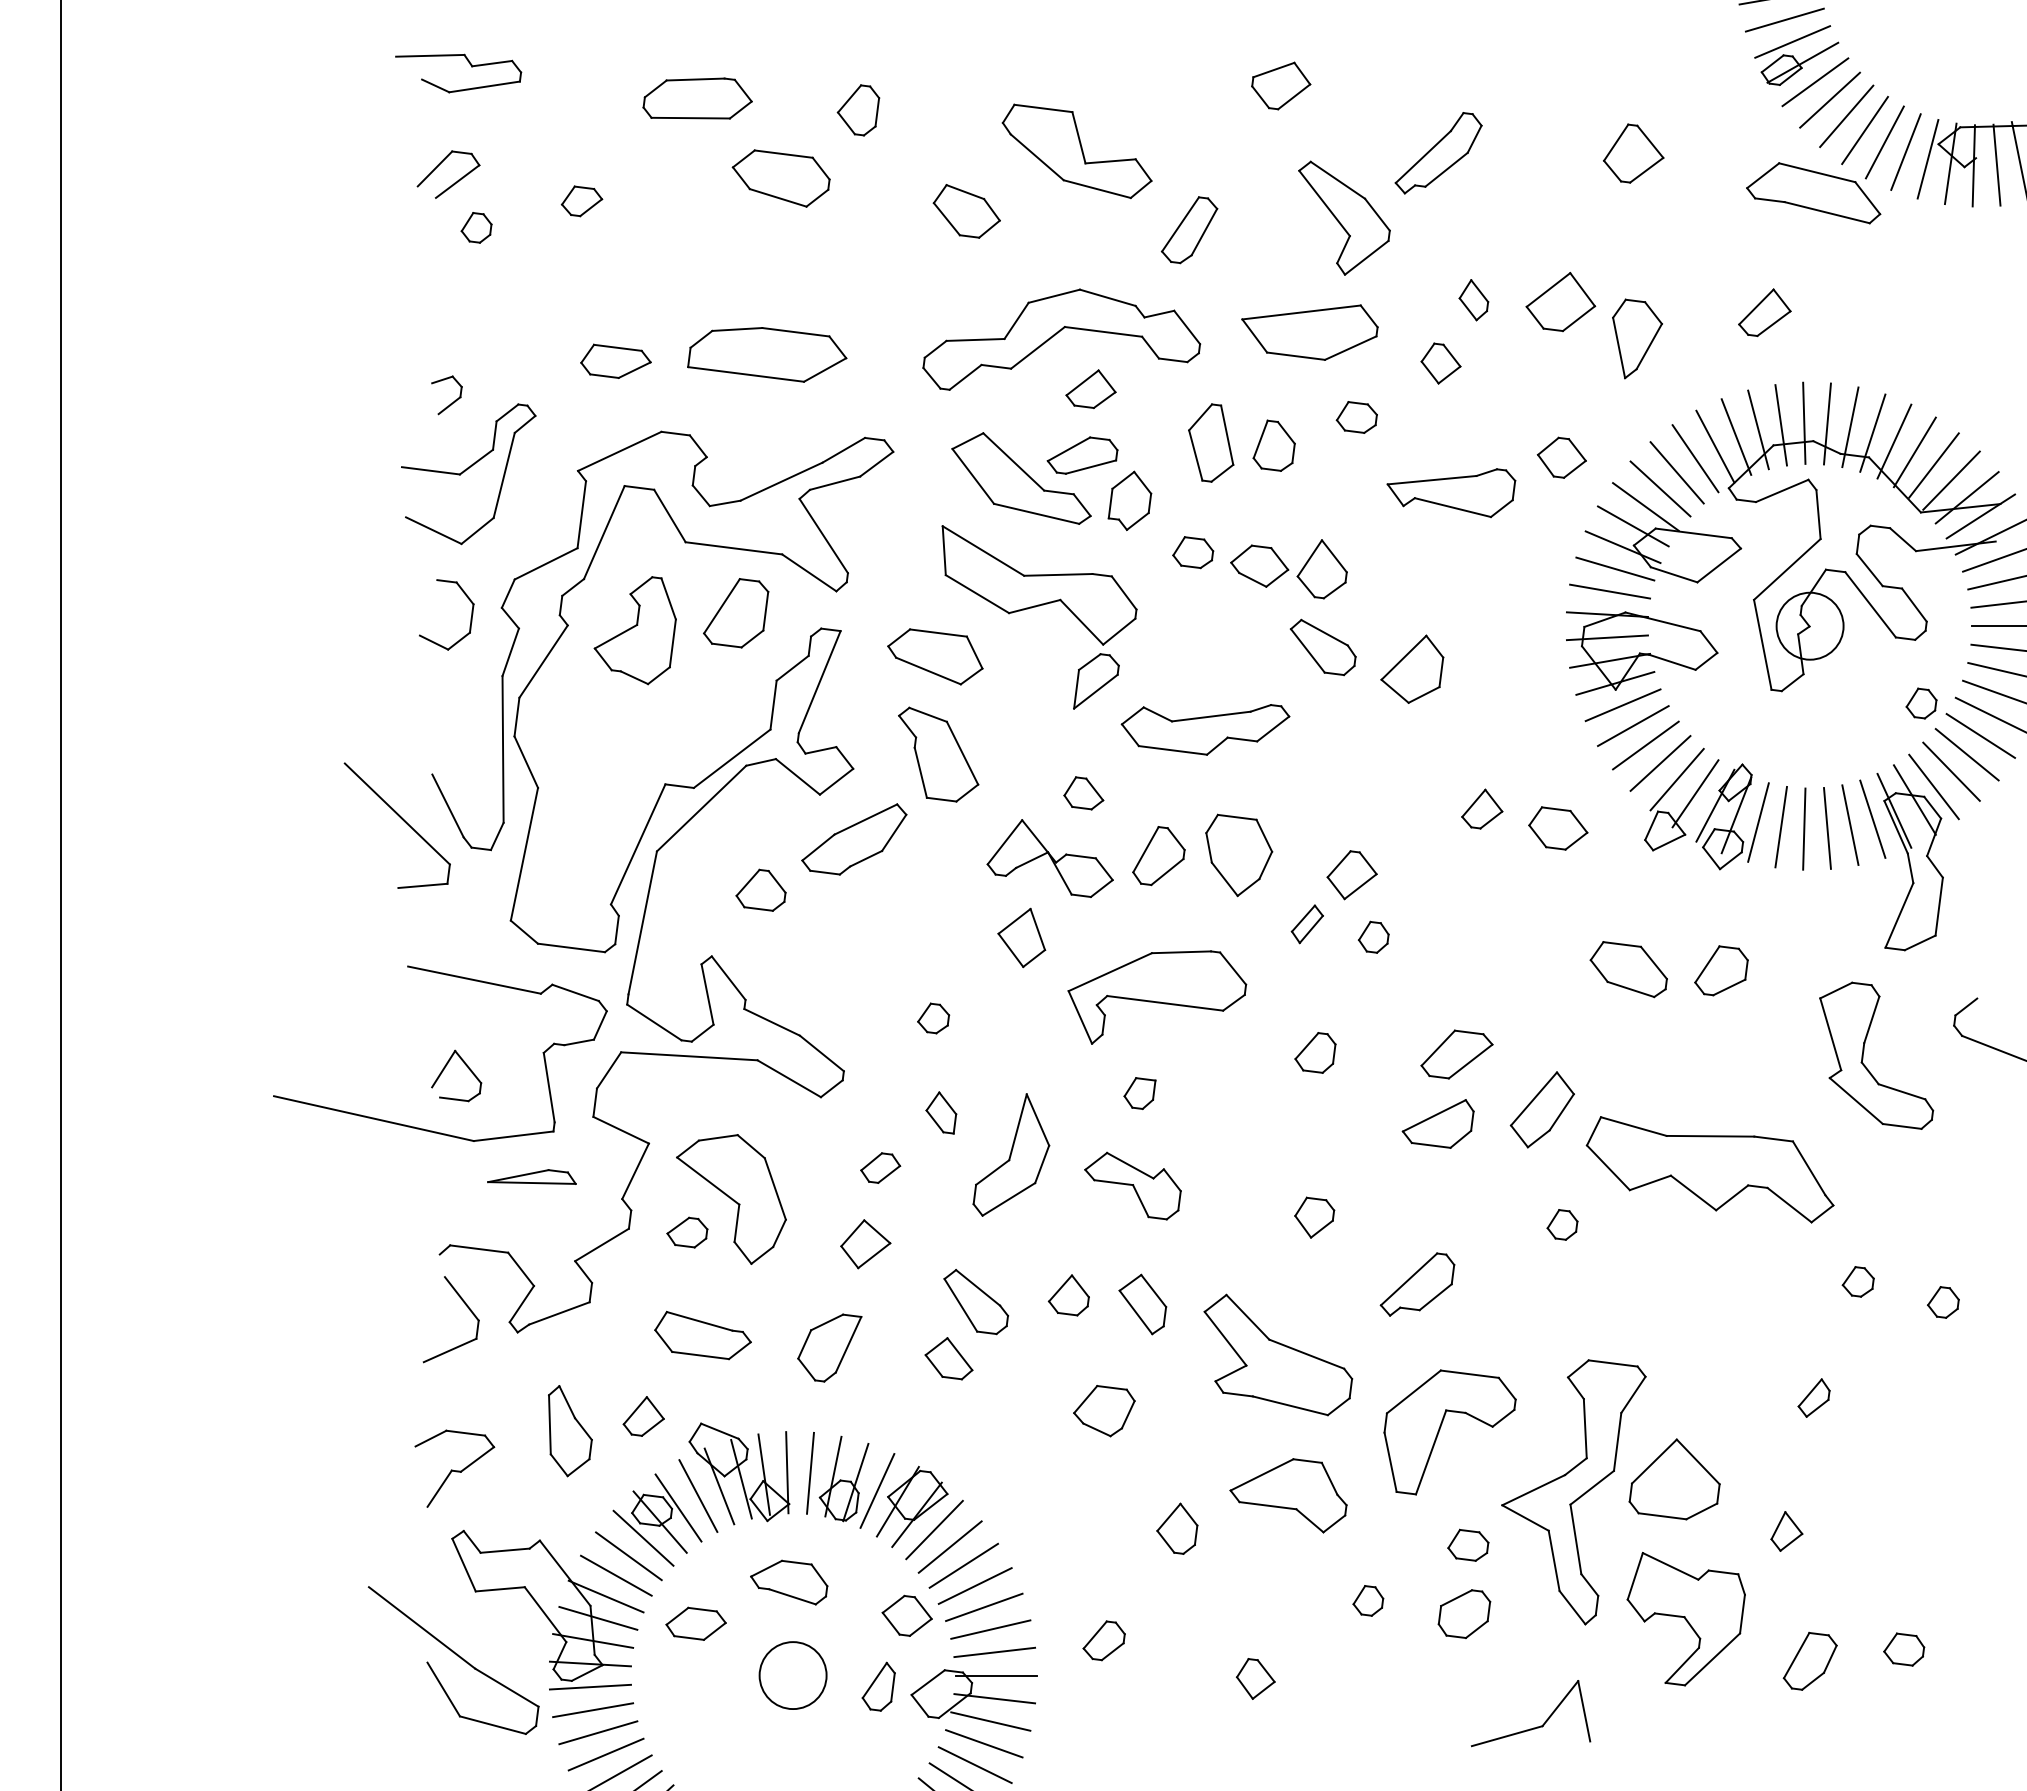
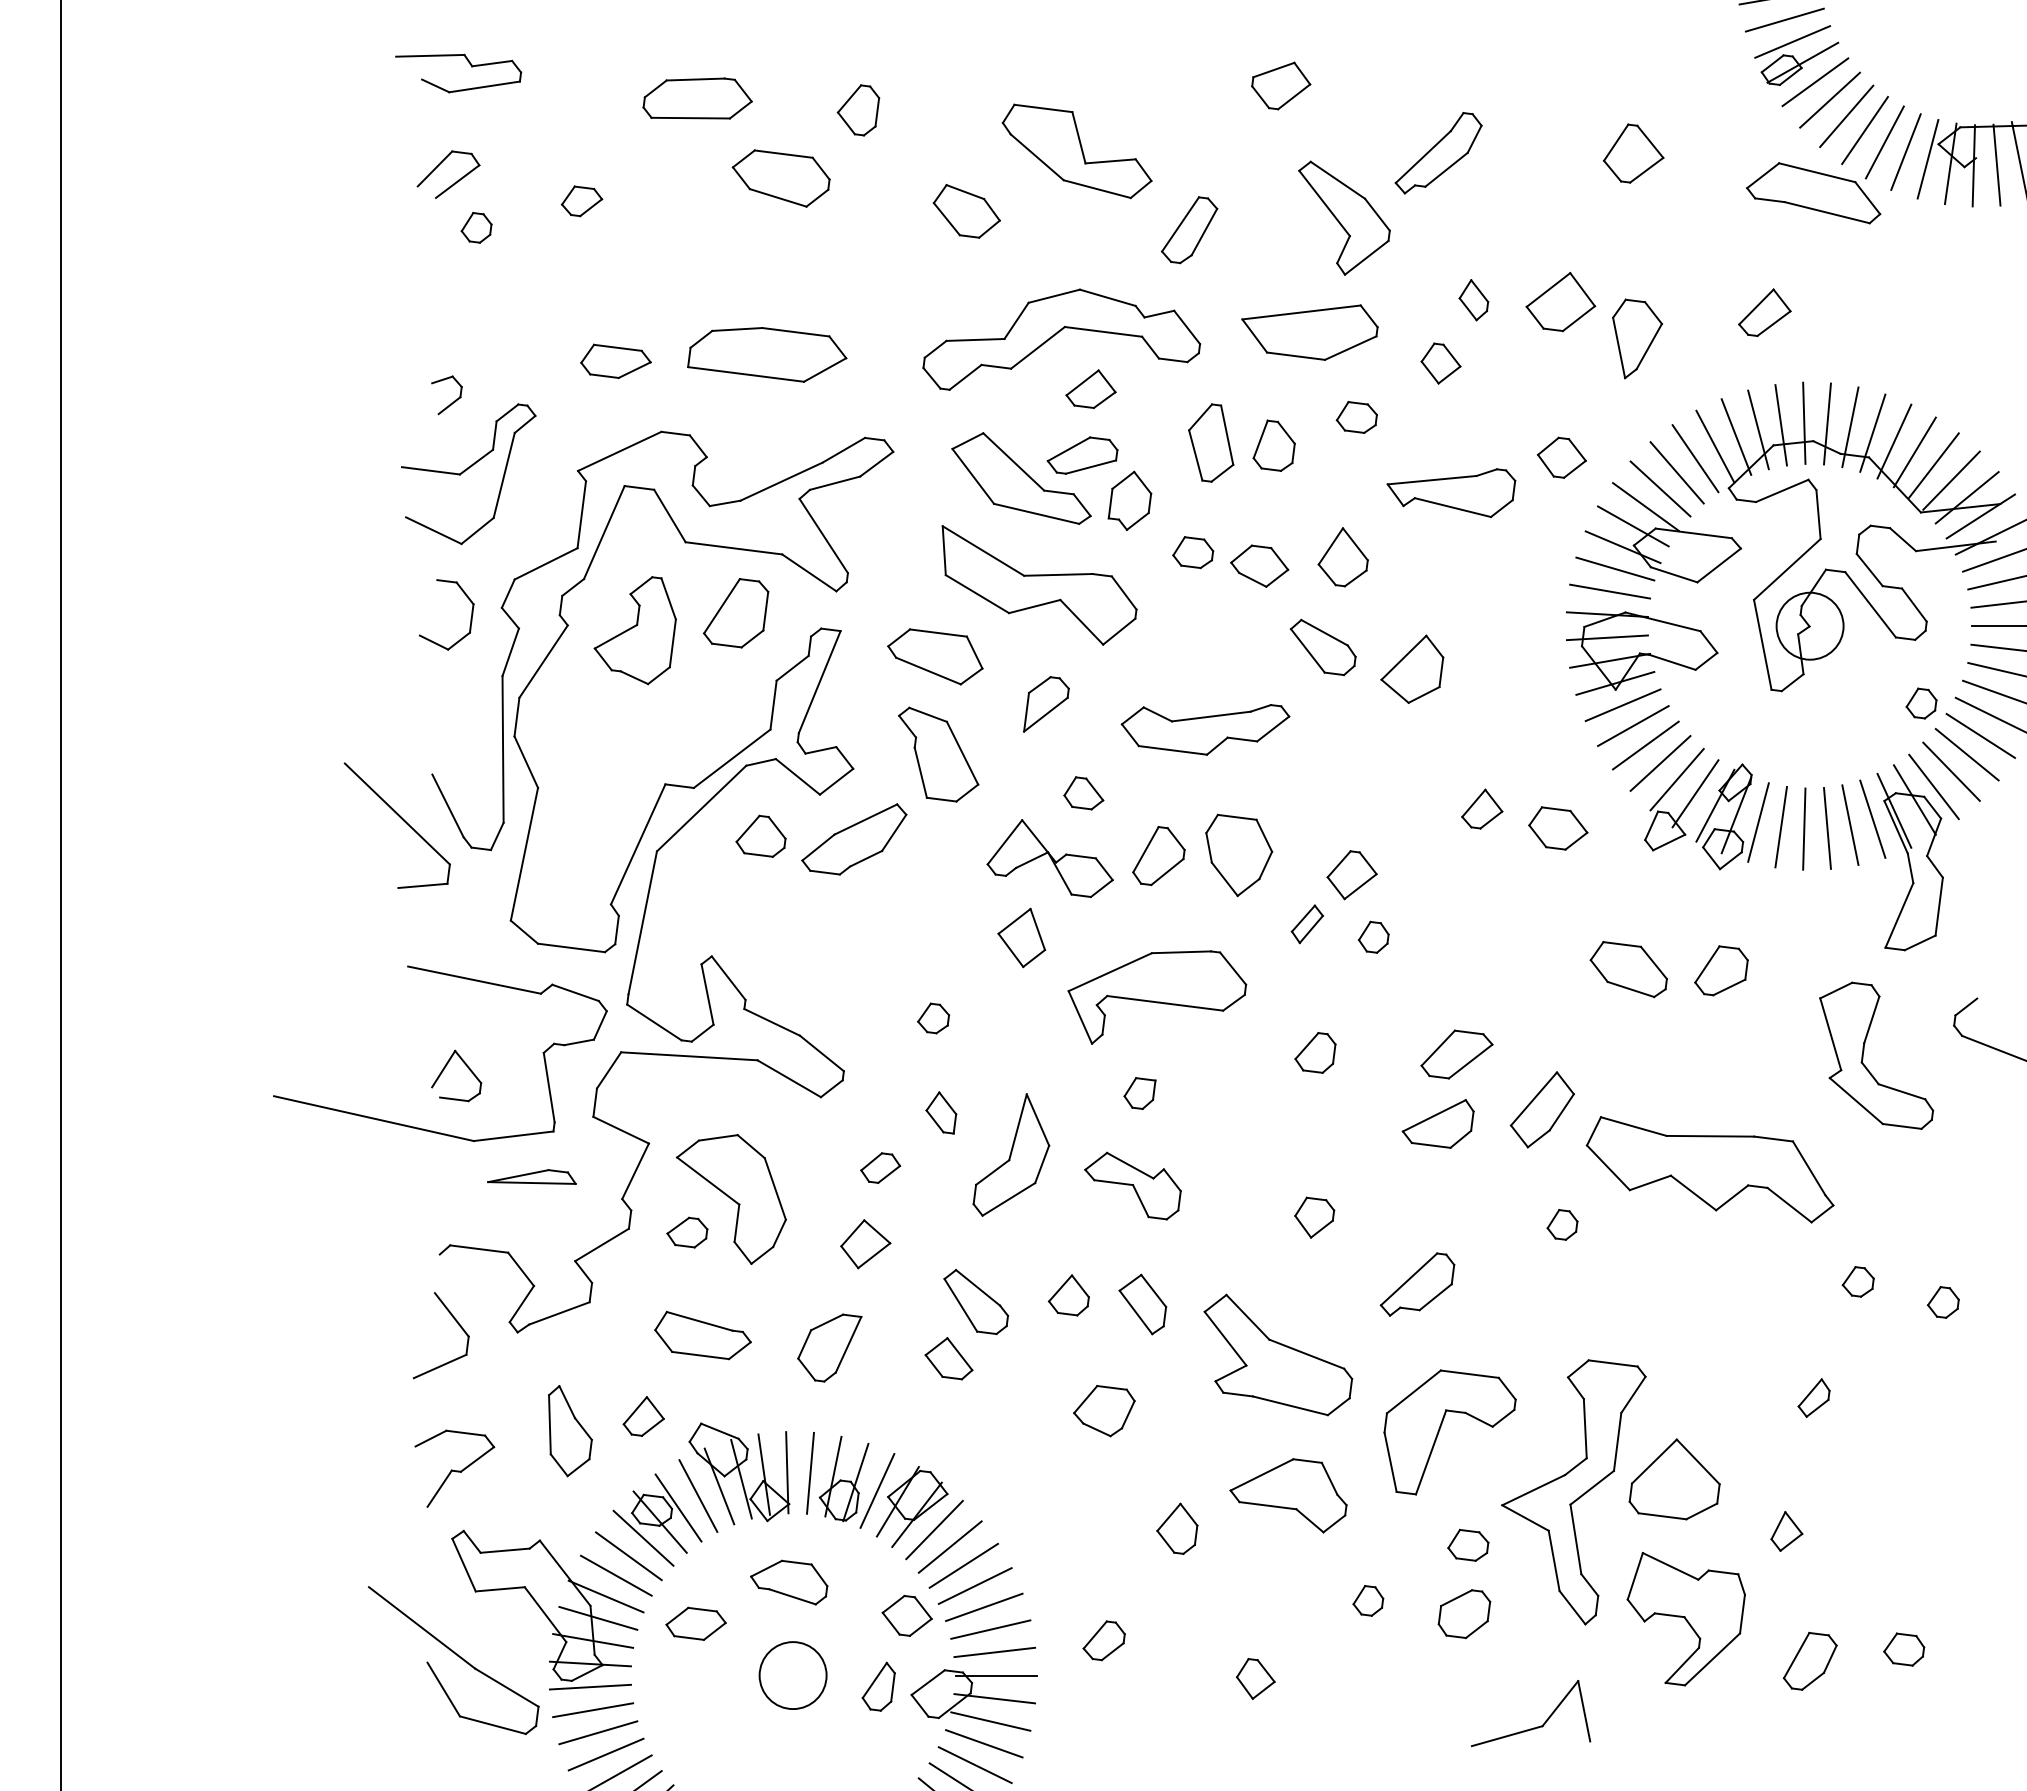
part position: (1321, 569) -> (1342, 557) (1342, 557)
part position: (1096, 681) -> (1046, 704) (1046, 704)
part position: (760, 889) -> (760, 835) (760, 835)
part position: (465, 1305) -> (455, 1321) (455, 1321)
